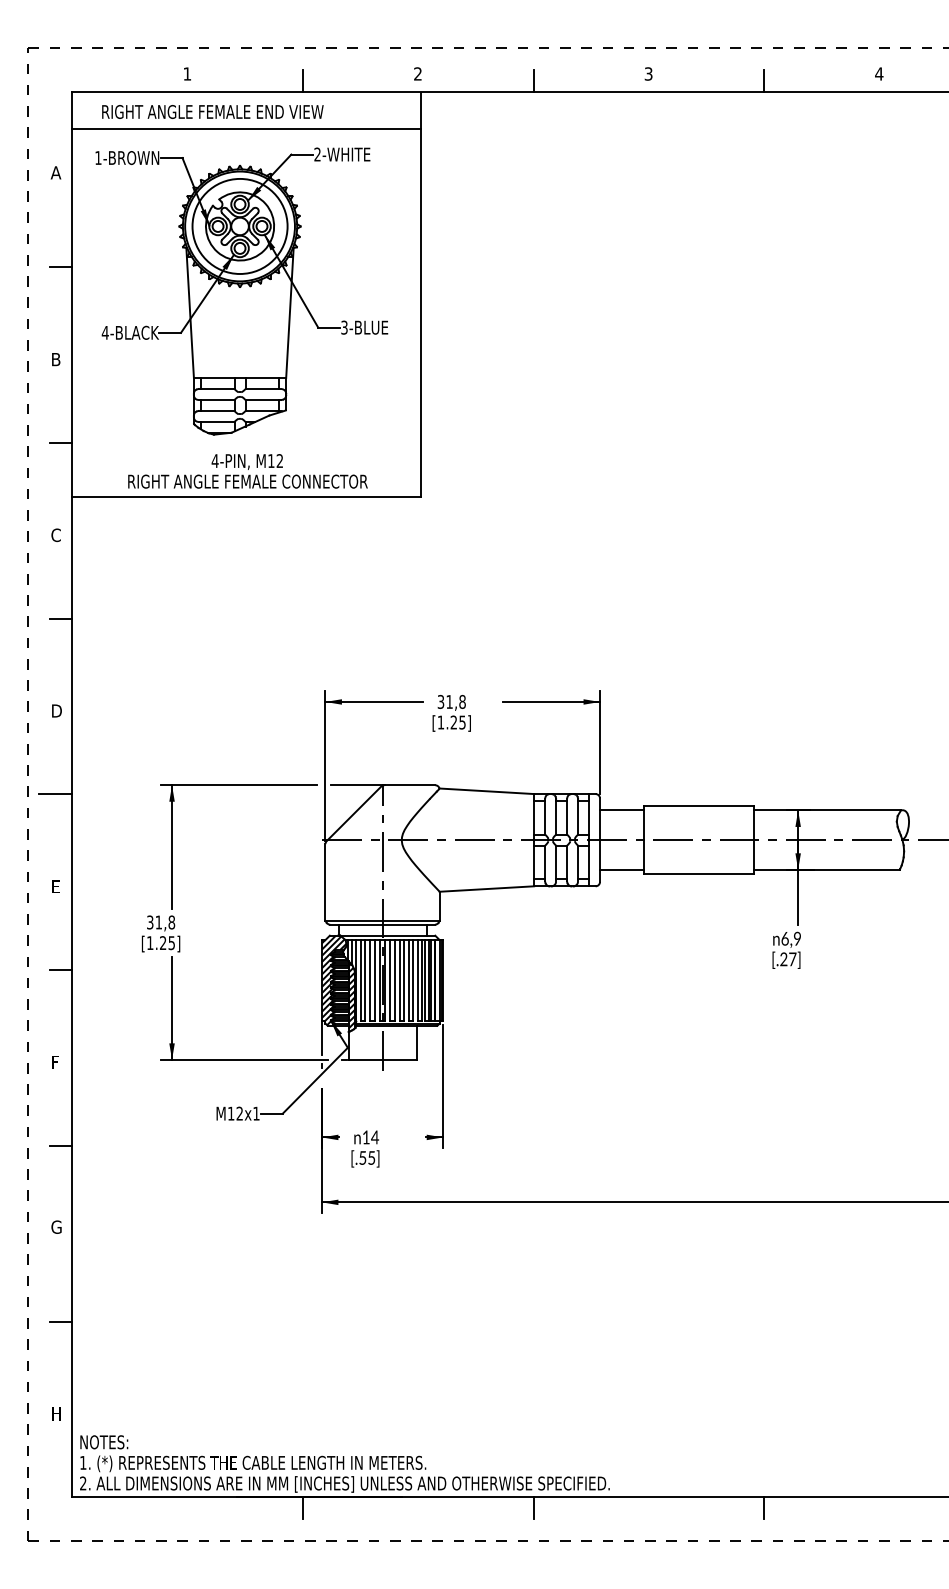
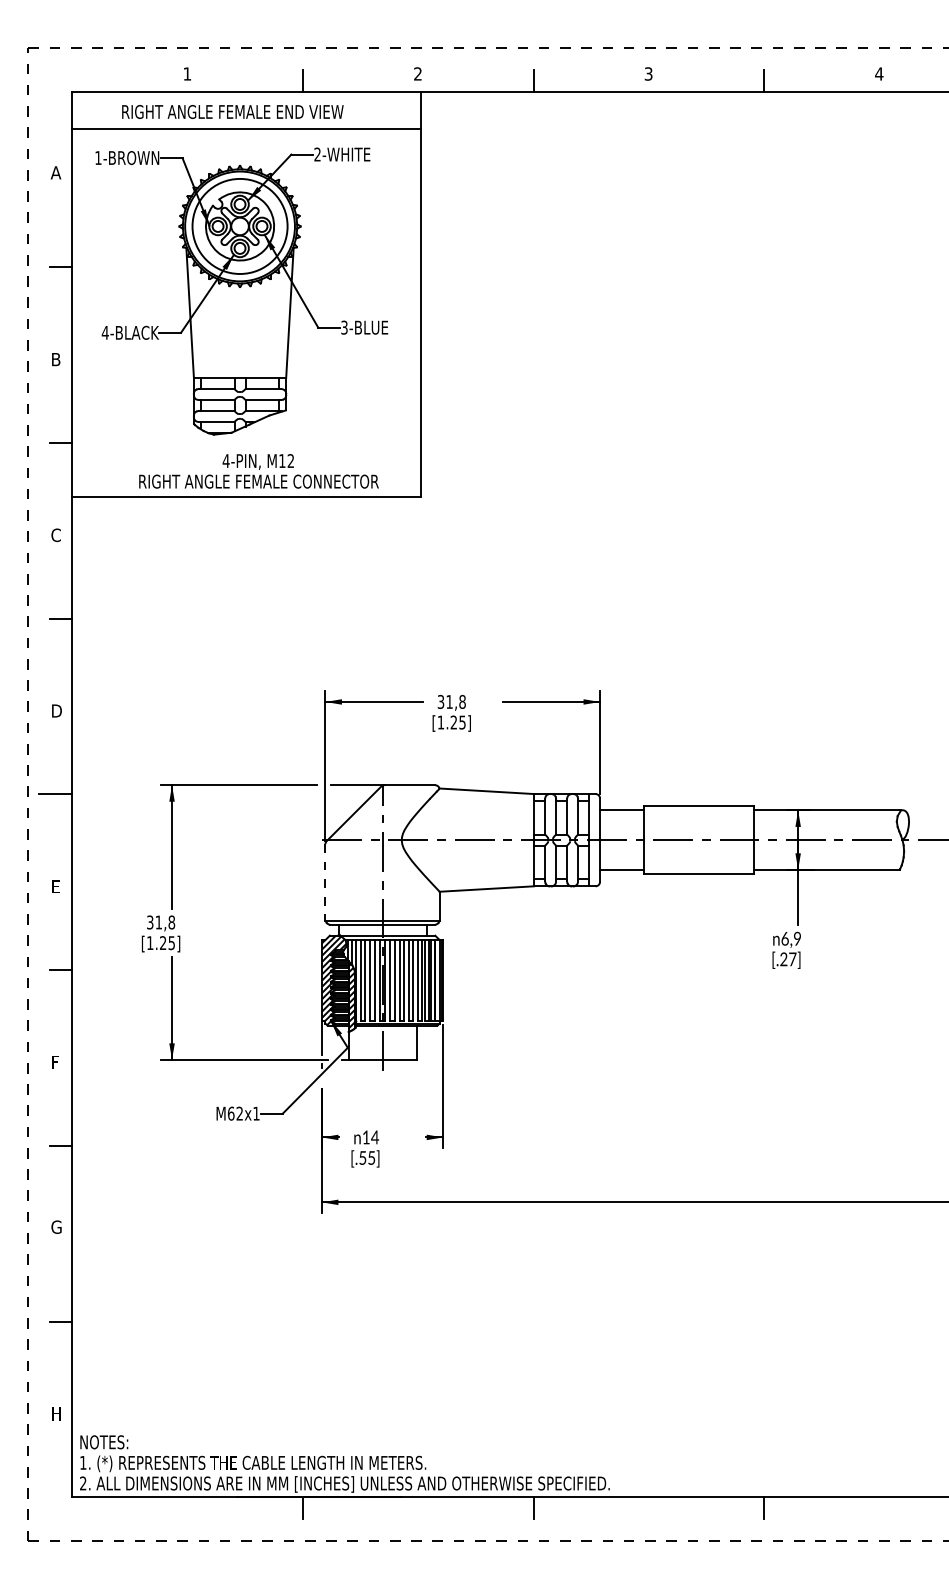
text position: (212, 111) -> (232, 111) (232, 111)
text position: (247, 471) -> (258, 471) (258, 471)
line: solid -> dashed (325, 883)
text: M12x1 -> M62x1 (230, 1113)
